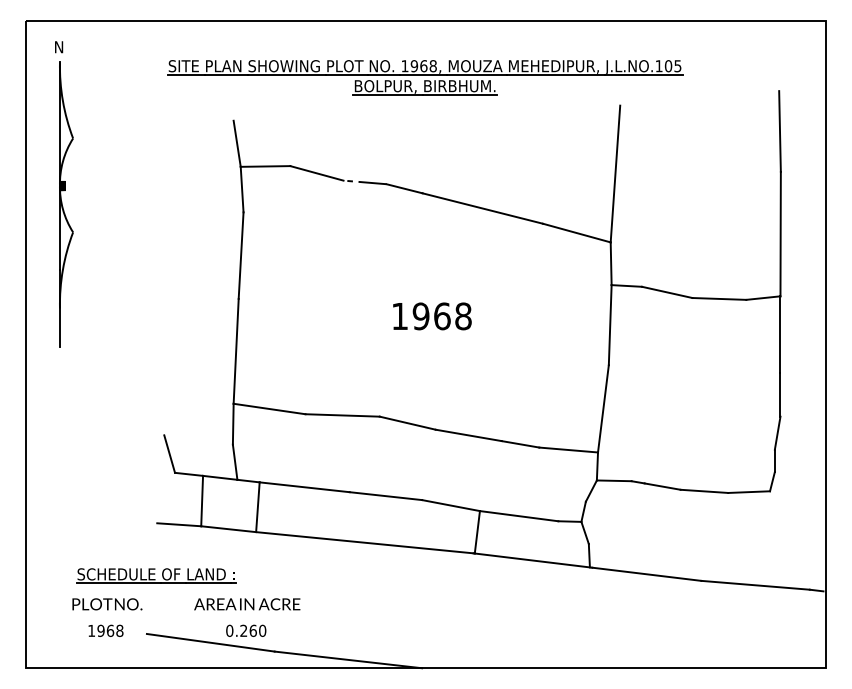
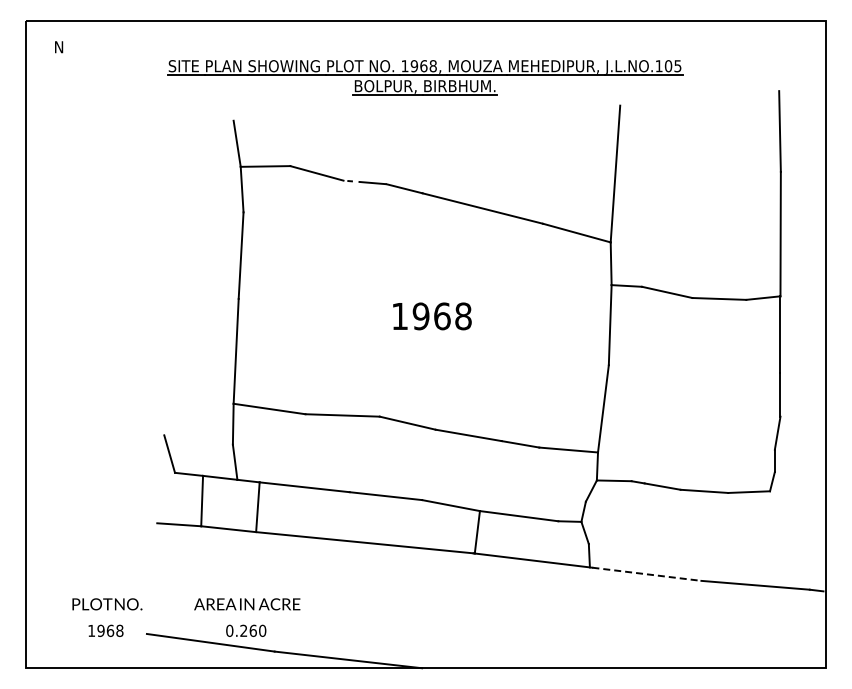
part: present -> none (66, 204)
line: solid -> dashed (646, 574)
part: present -> none (156, 575)
